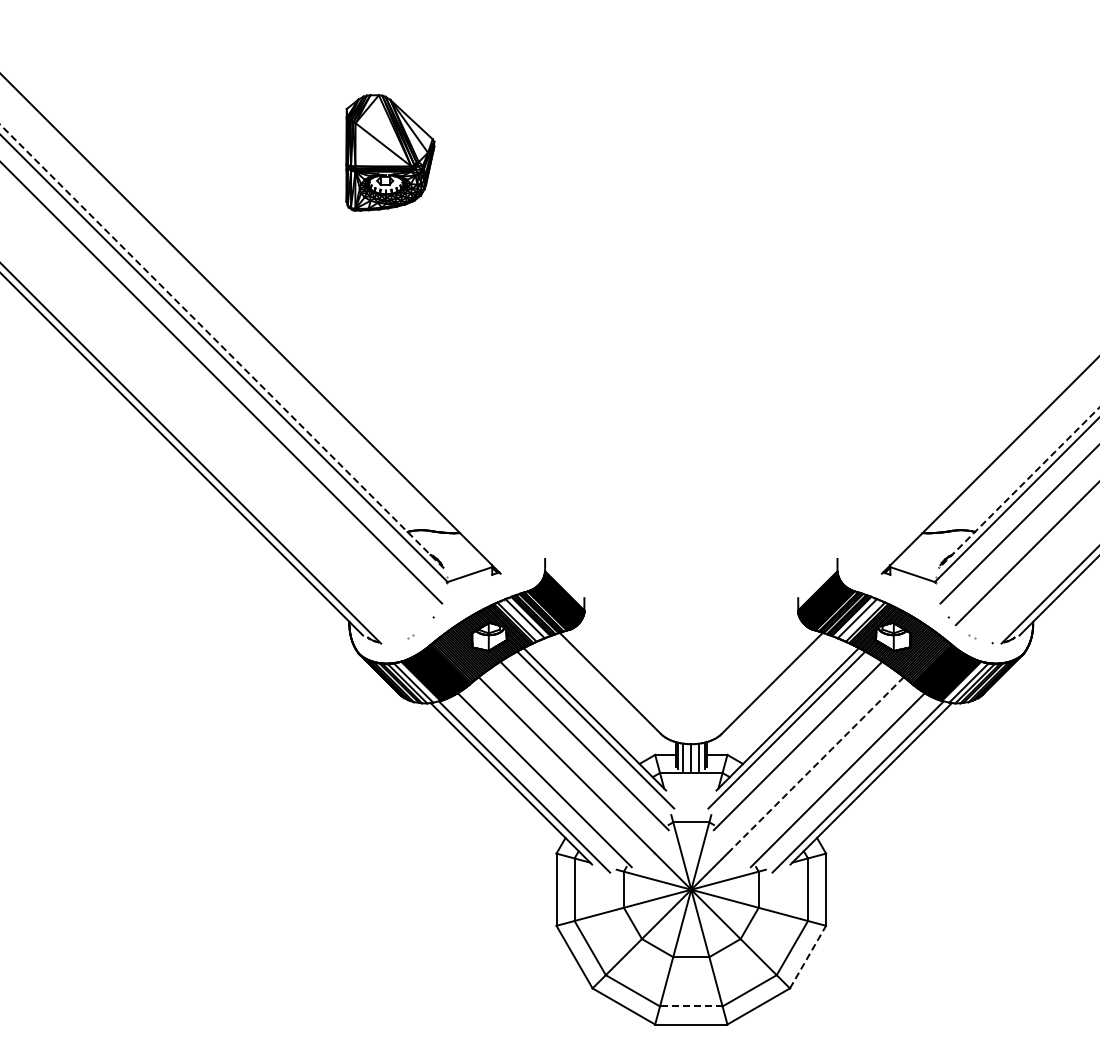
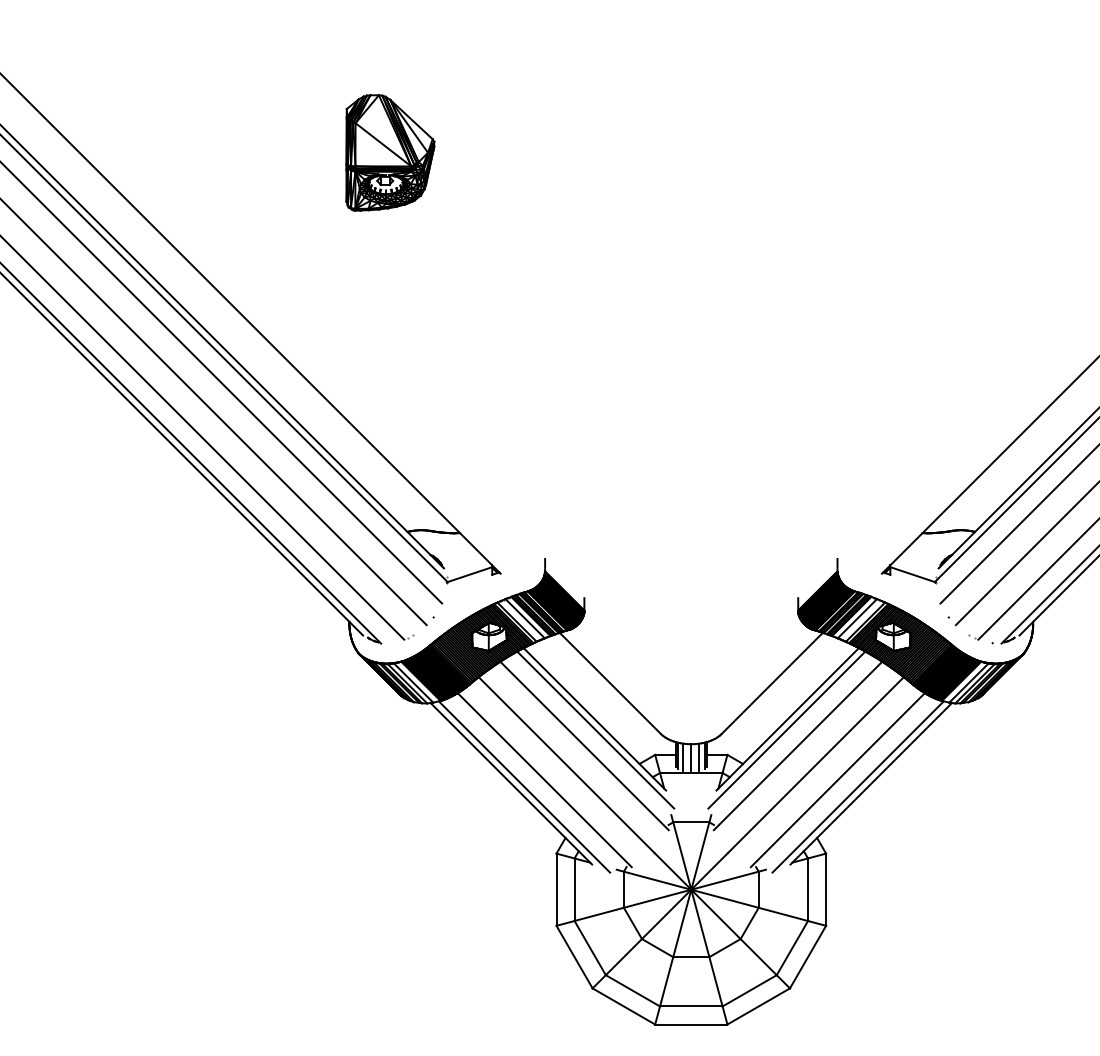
line: dashed -> solid (222, 346)
line: none -> present (214, 413)
line: none -> present (203, 438)
line: dashed -> solid (1019, 487)
line: none -> present (1037, 580)
line: dashed -> solid (816, 764)
line: dashed -> solid (808, 956)
line: dashed -> solid (690, 1006)
